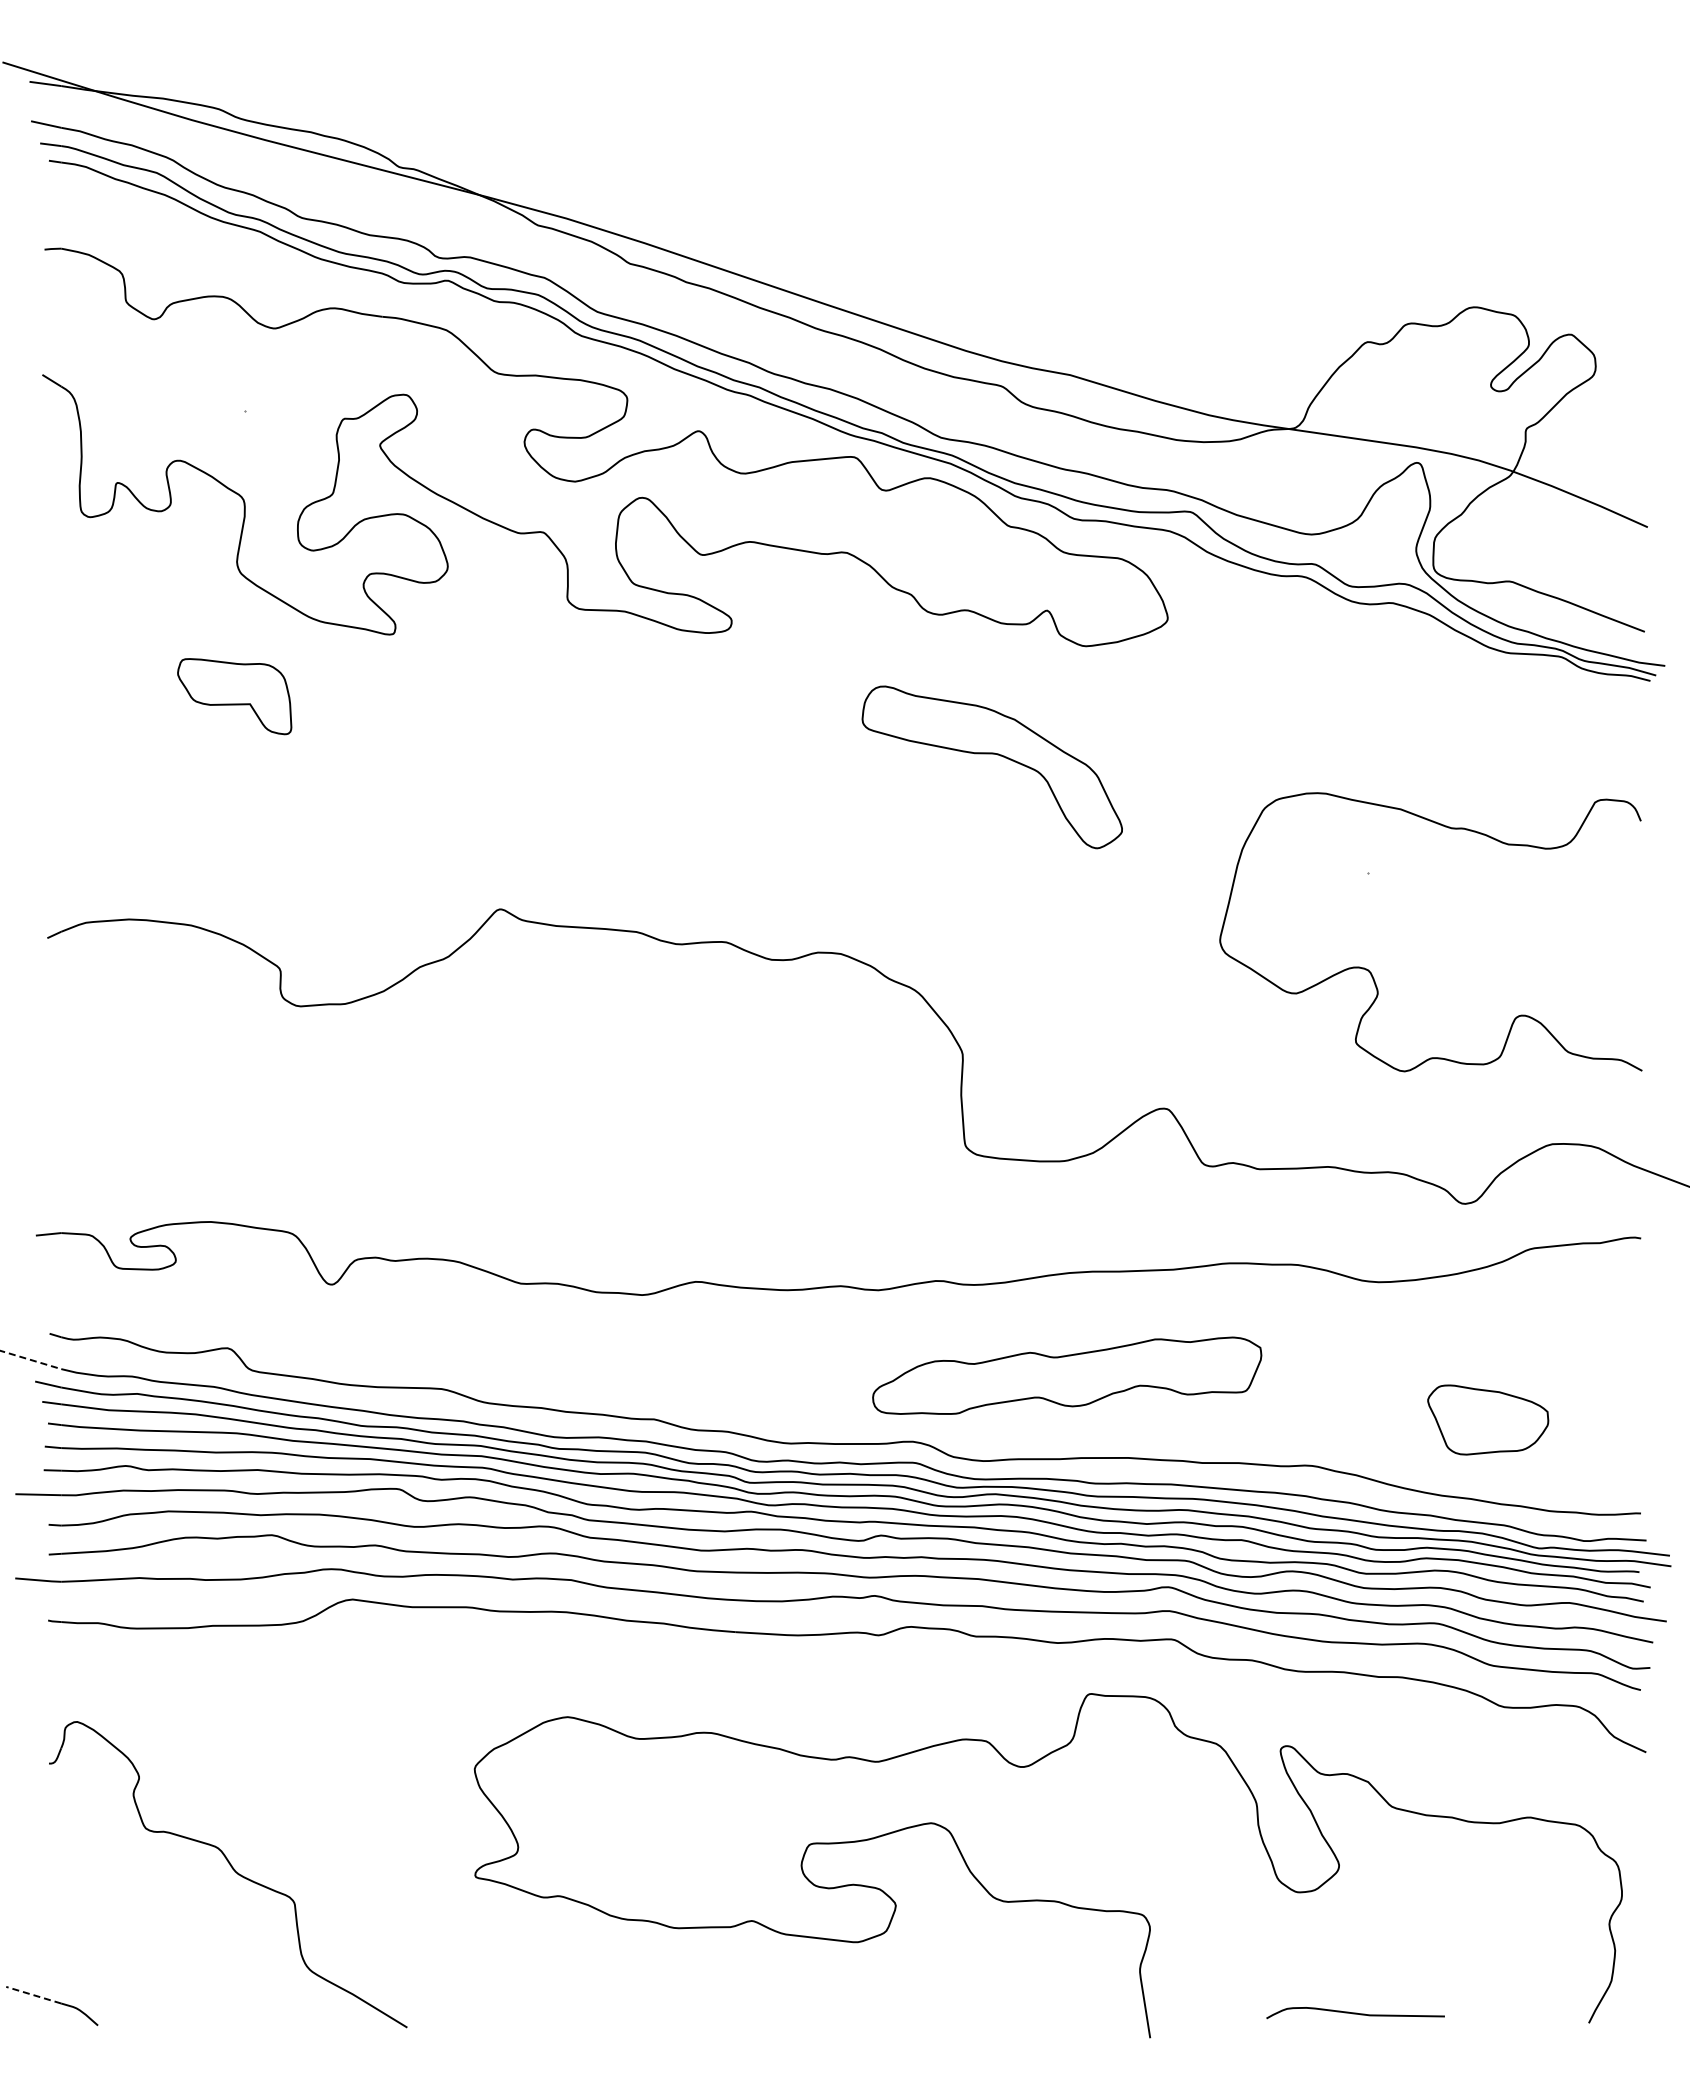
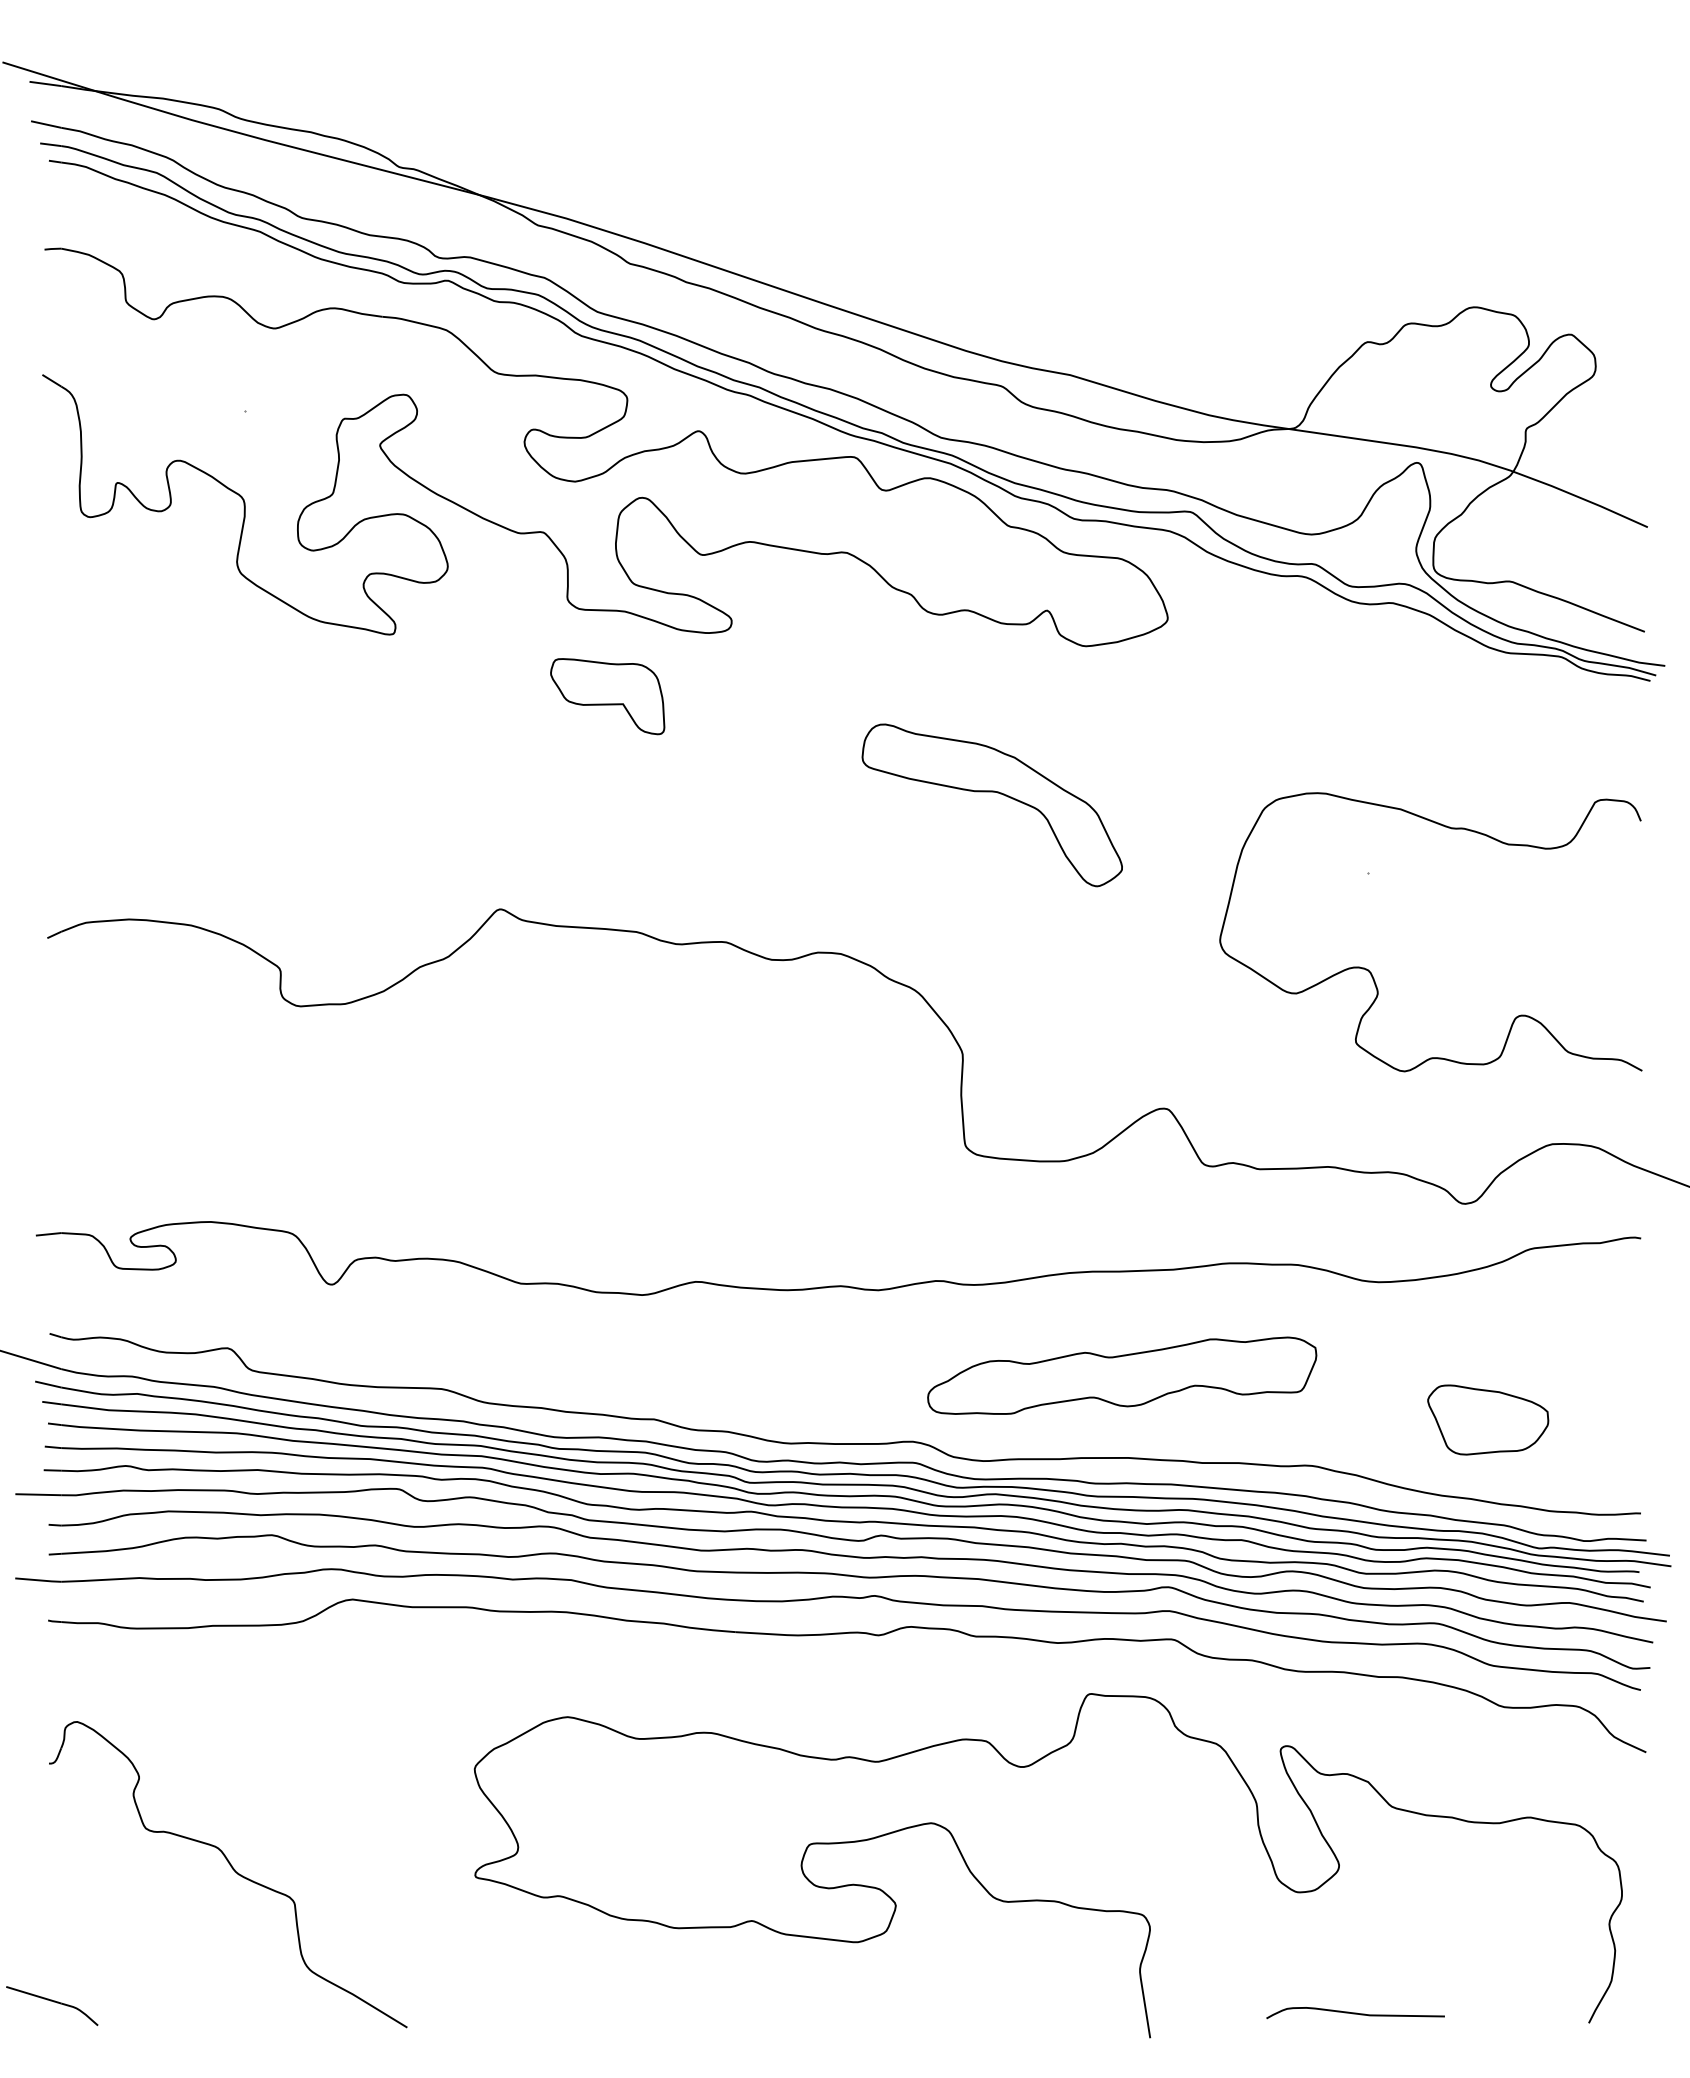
part position: (234, 696) -> (607, 696) (607, 696)
part position: (991, 754) -> (991, 792) (991, 792)
line: dashed -> solid (30, 1359)
part position: (1067, 1375) -> (1122, 1375) (1122, 1375)
line: dashed -> solid (33, 1995)
